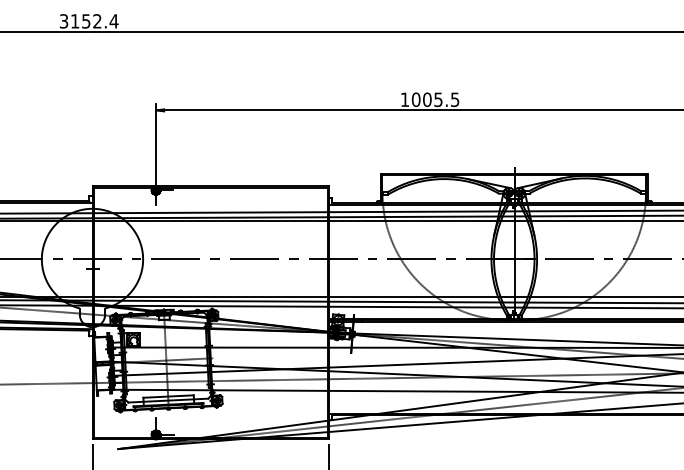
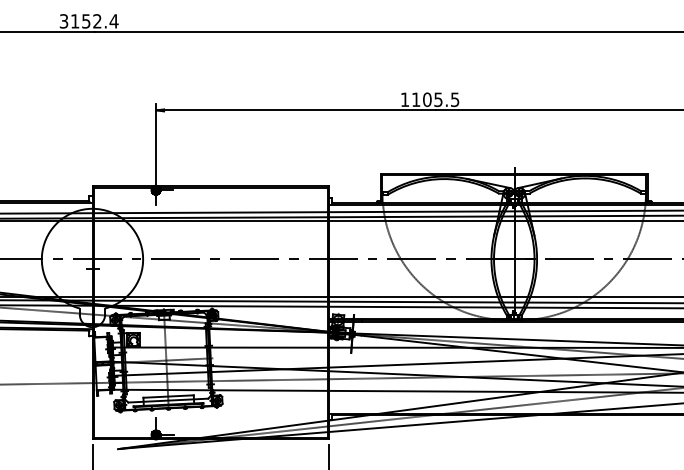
text: 1005.5 -> 1105.5 (415, 99)
